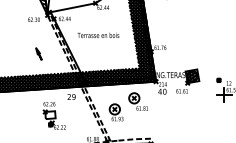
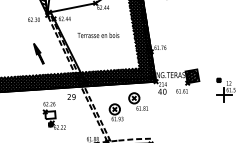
part size: 8x14 px -> 12x22 px (38, 53)
